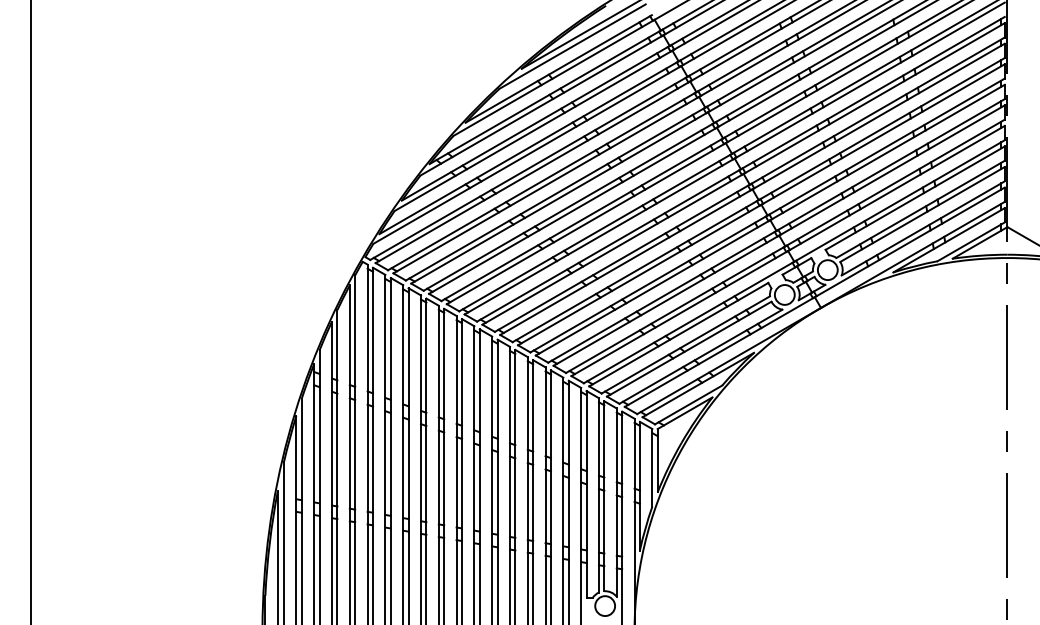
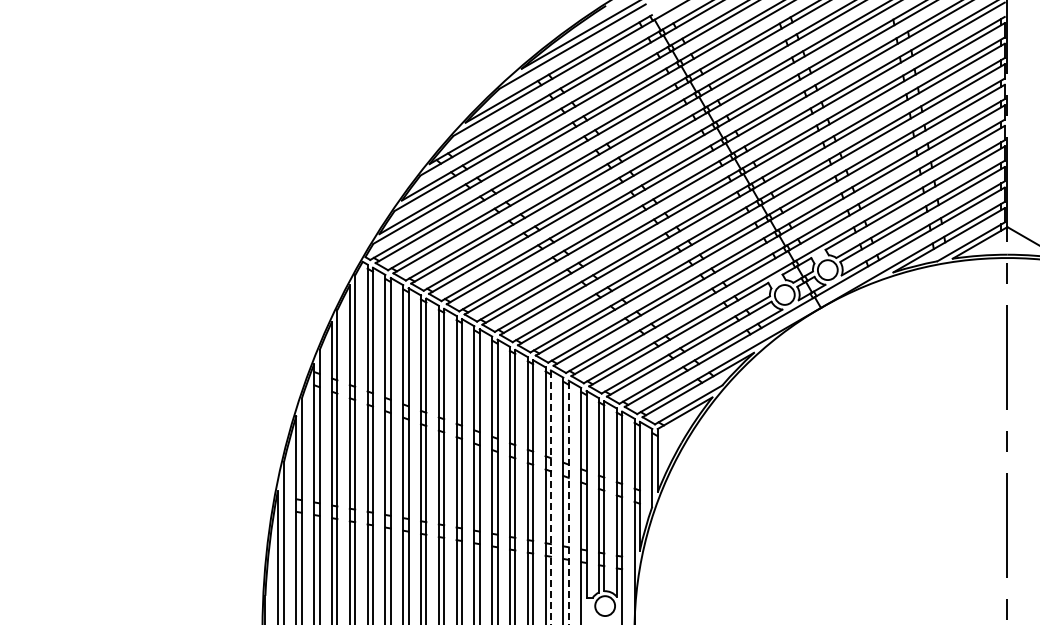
line: present -> none (31, 311)
line: solid -> dashed (550, 497)
line: solid -> dashed (568, 502)
